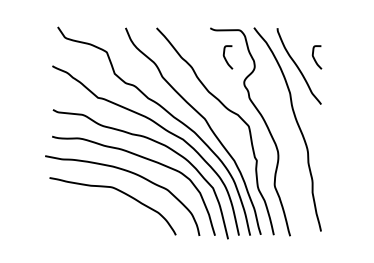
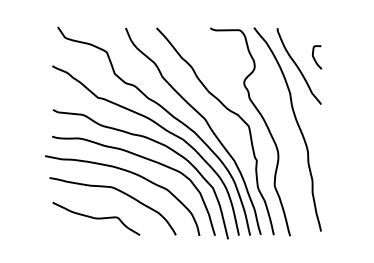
curve: present -> none (226, 58)
curve: none -> present (96, 218)
